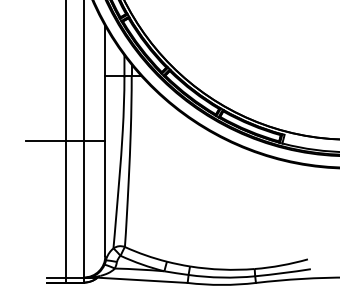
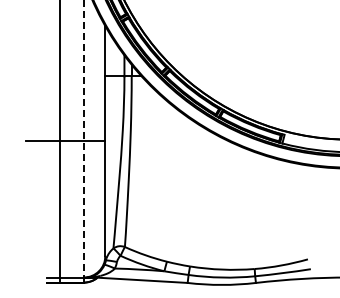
line: solid -> dashed (83, 139)
line position: (65, 142) -> (59, 142) (59, 142)
